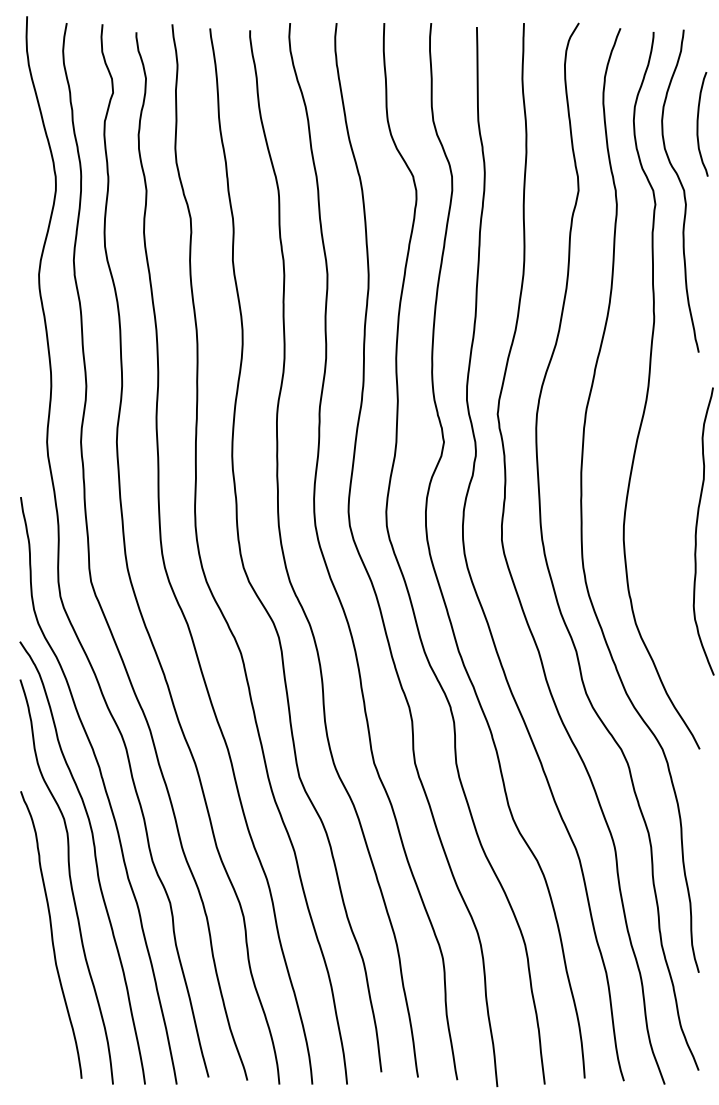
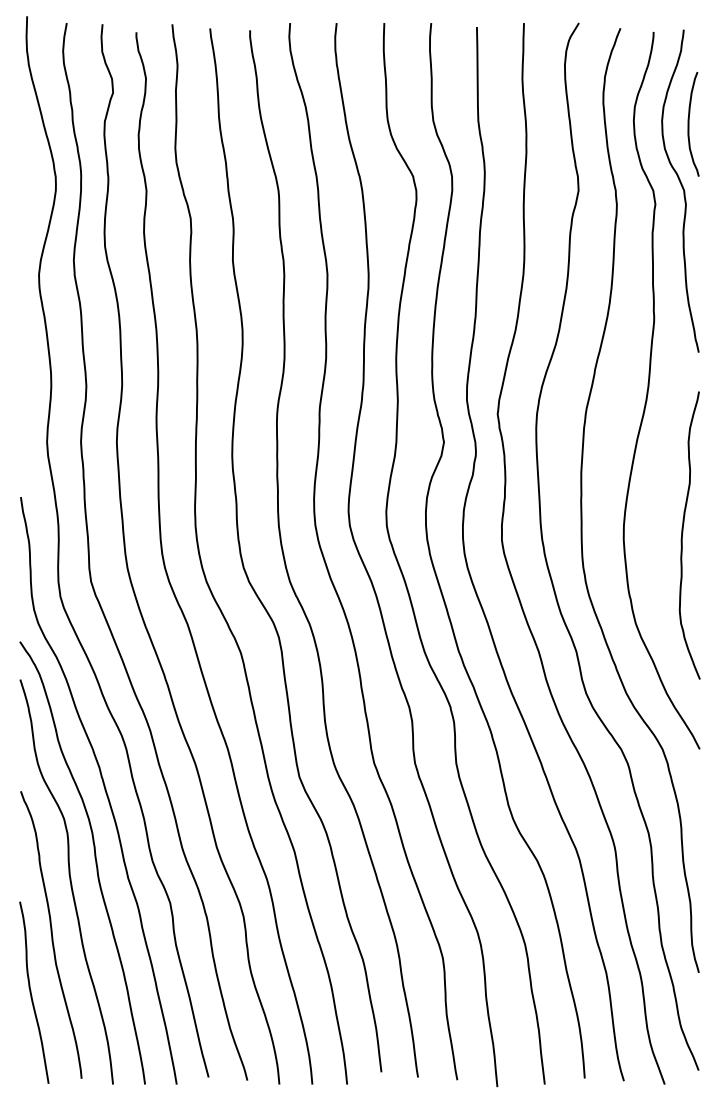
curve position: (698, 124) -> (689, 124) (689, 124)
curve position: (697, 529) -> (683, 533) (683, 533)
curve: none -> present (31, 992)
